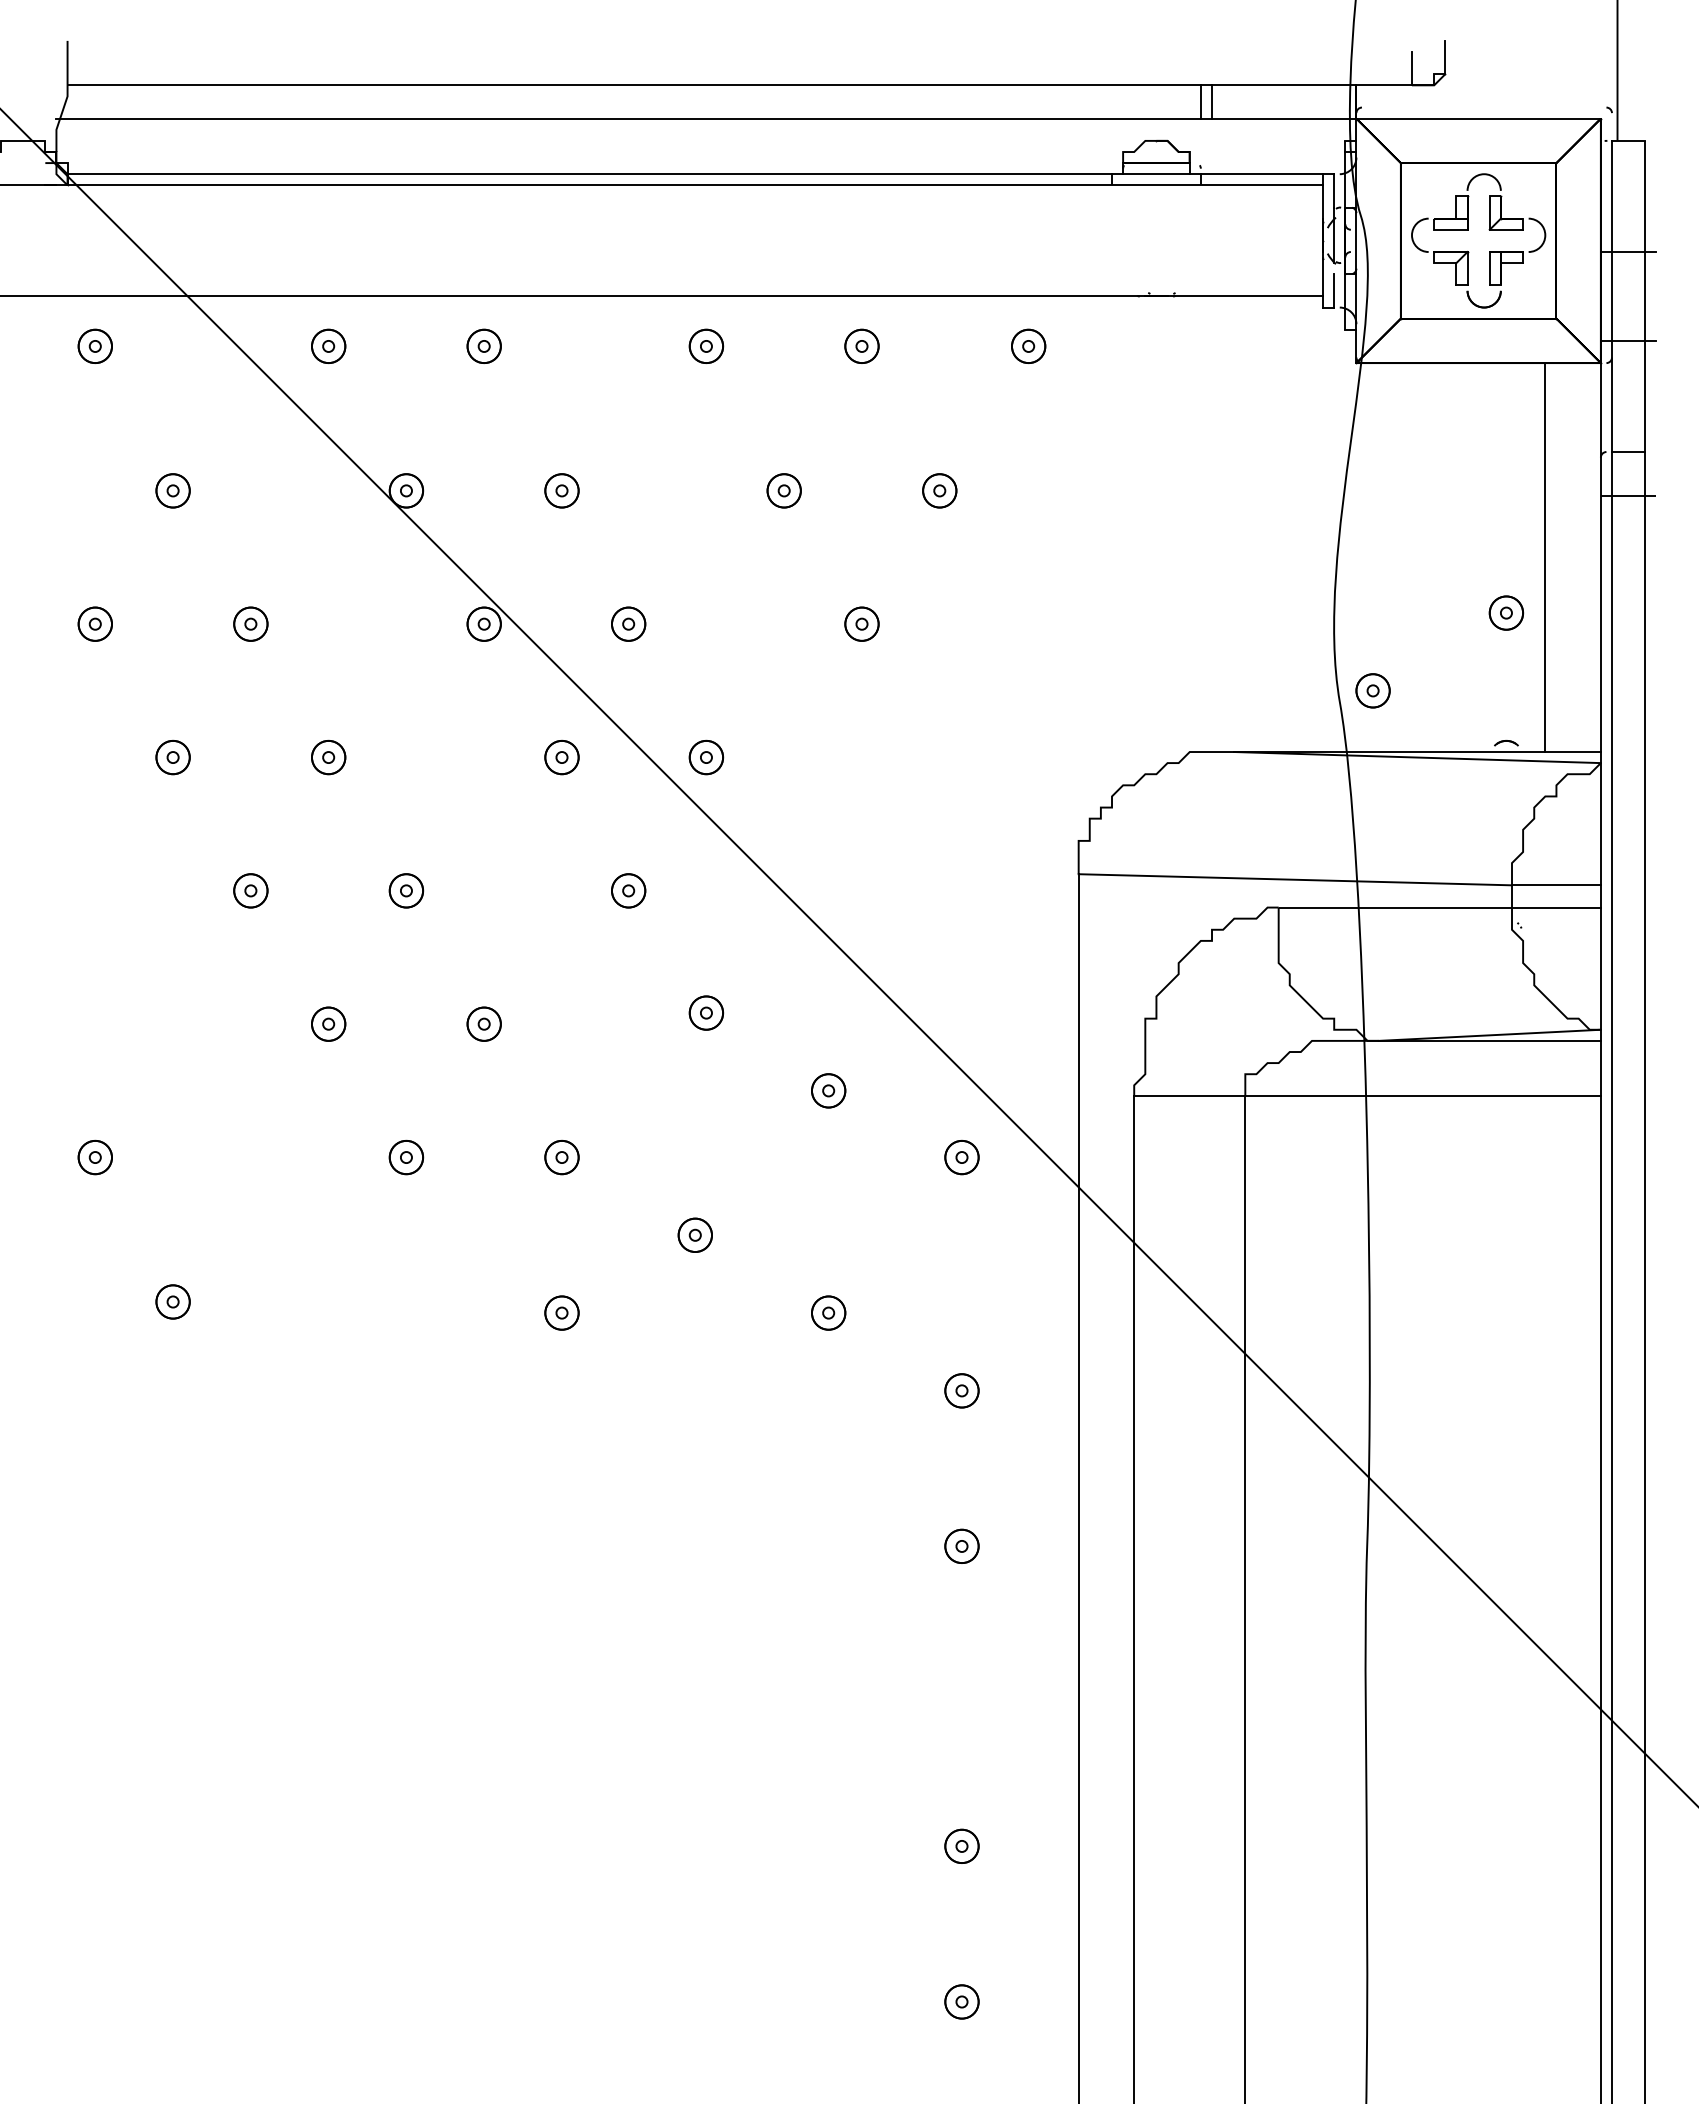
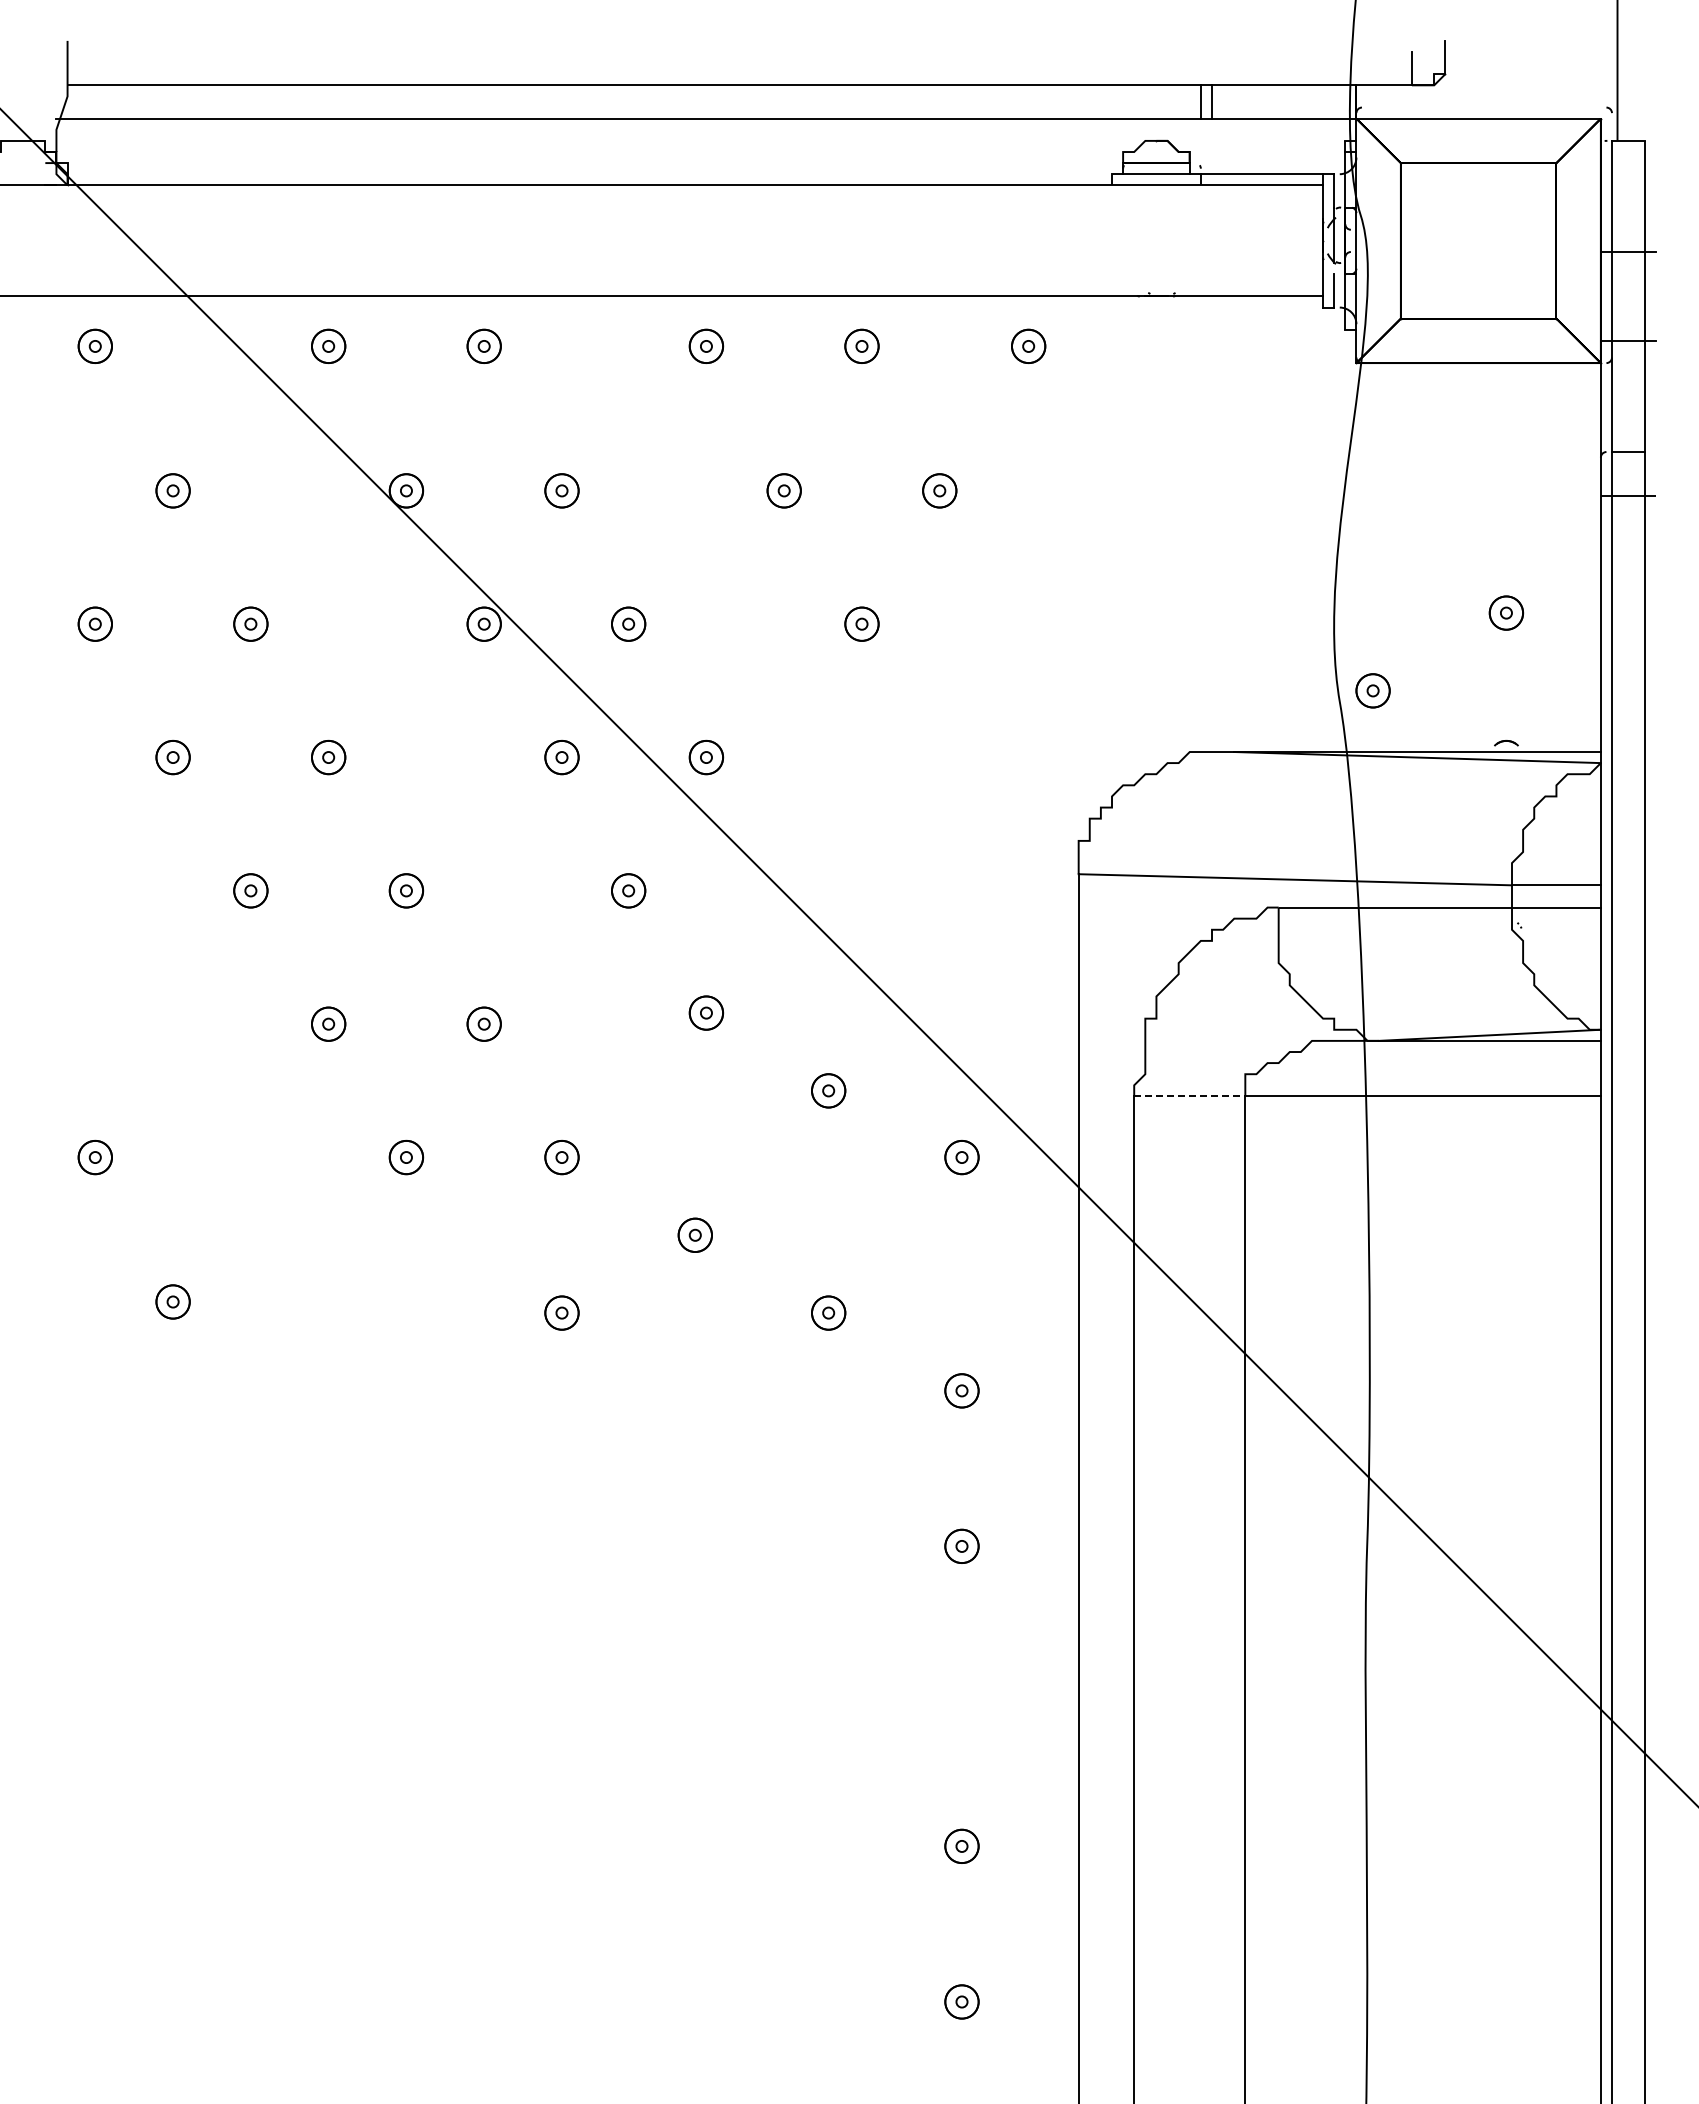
line: present -> none (589, 174)
part: present -> none (1468, 230)
line: present -> none (1545, 557)
line: solid -> dashed (1189, 1096)
